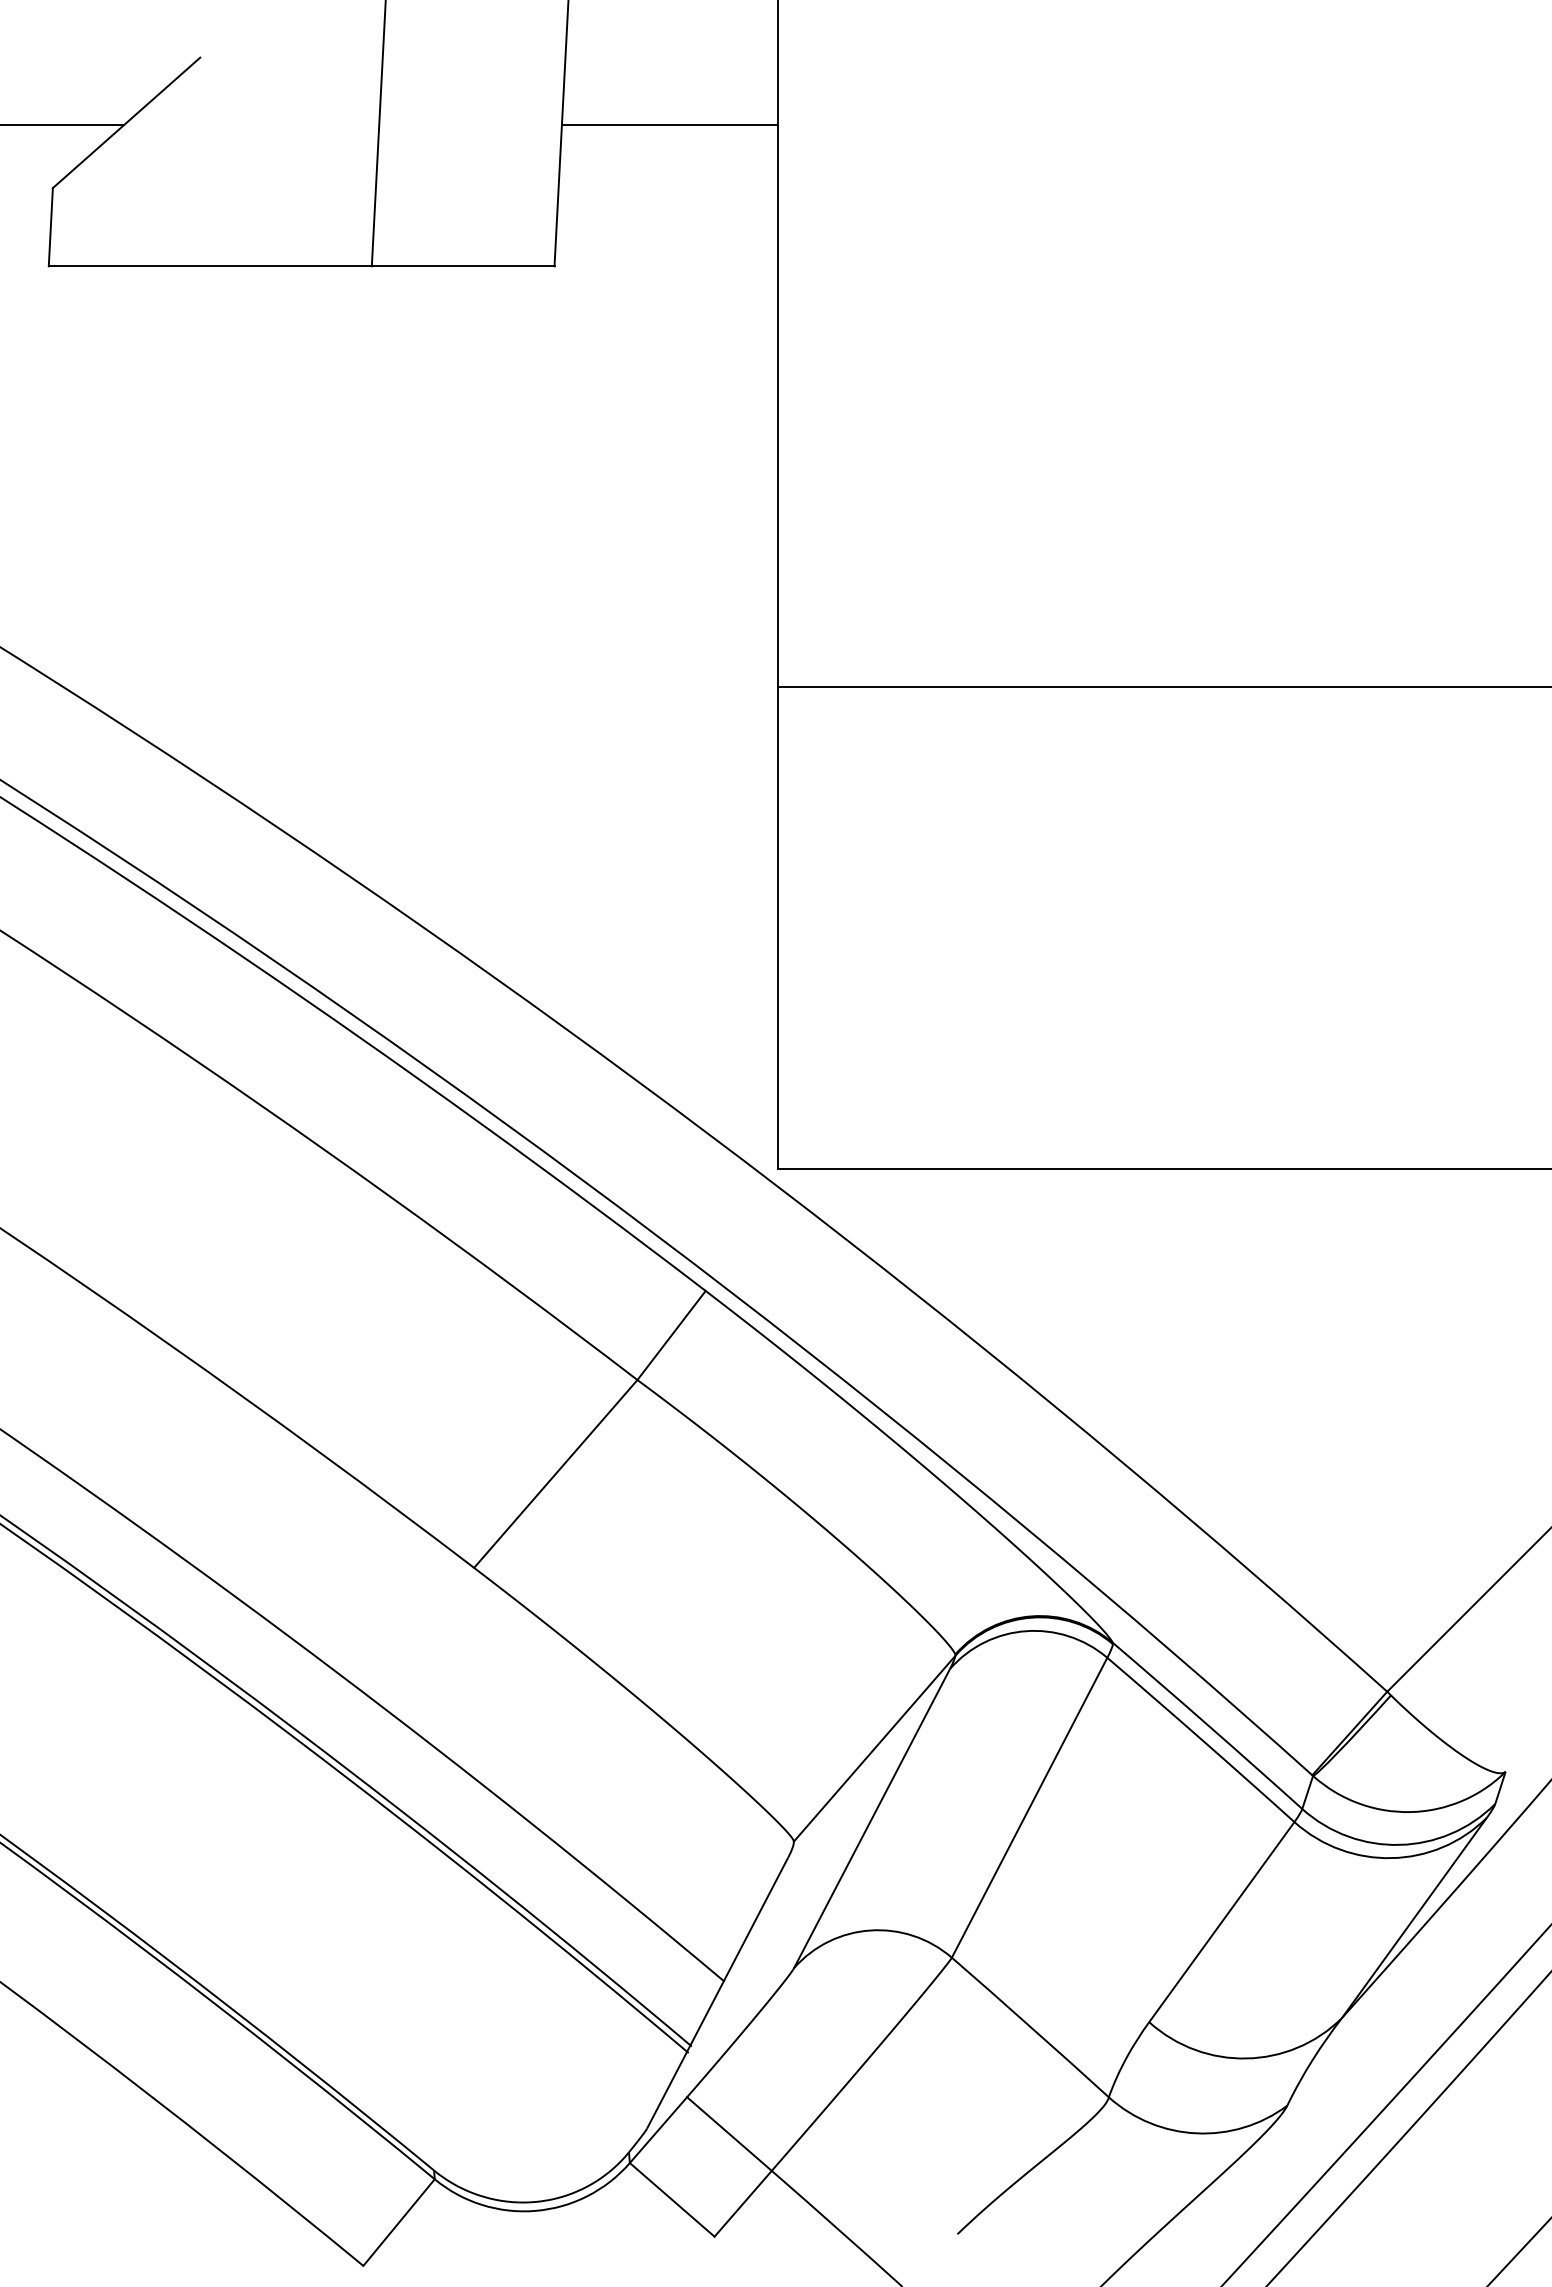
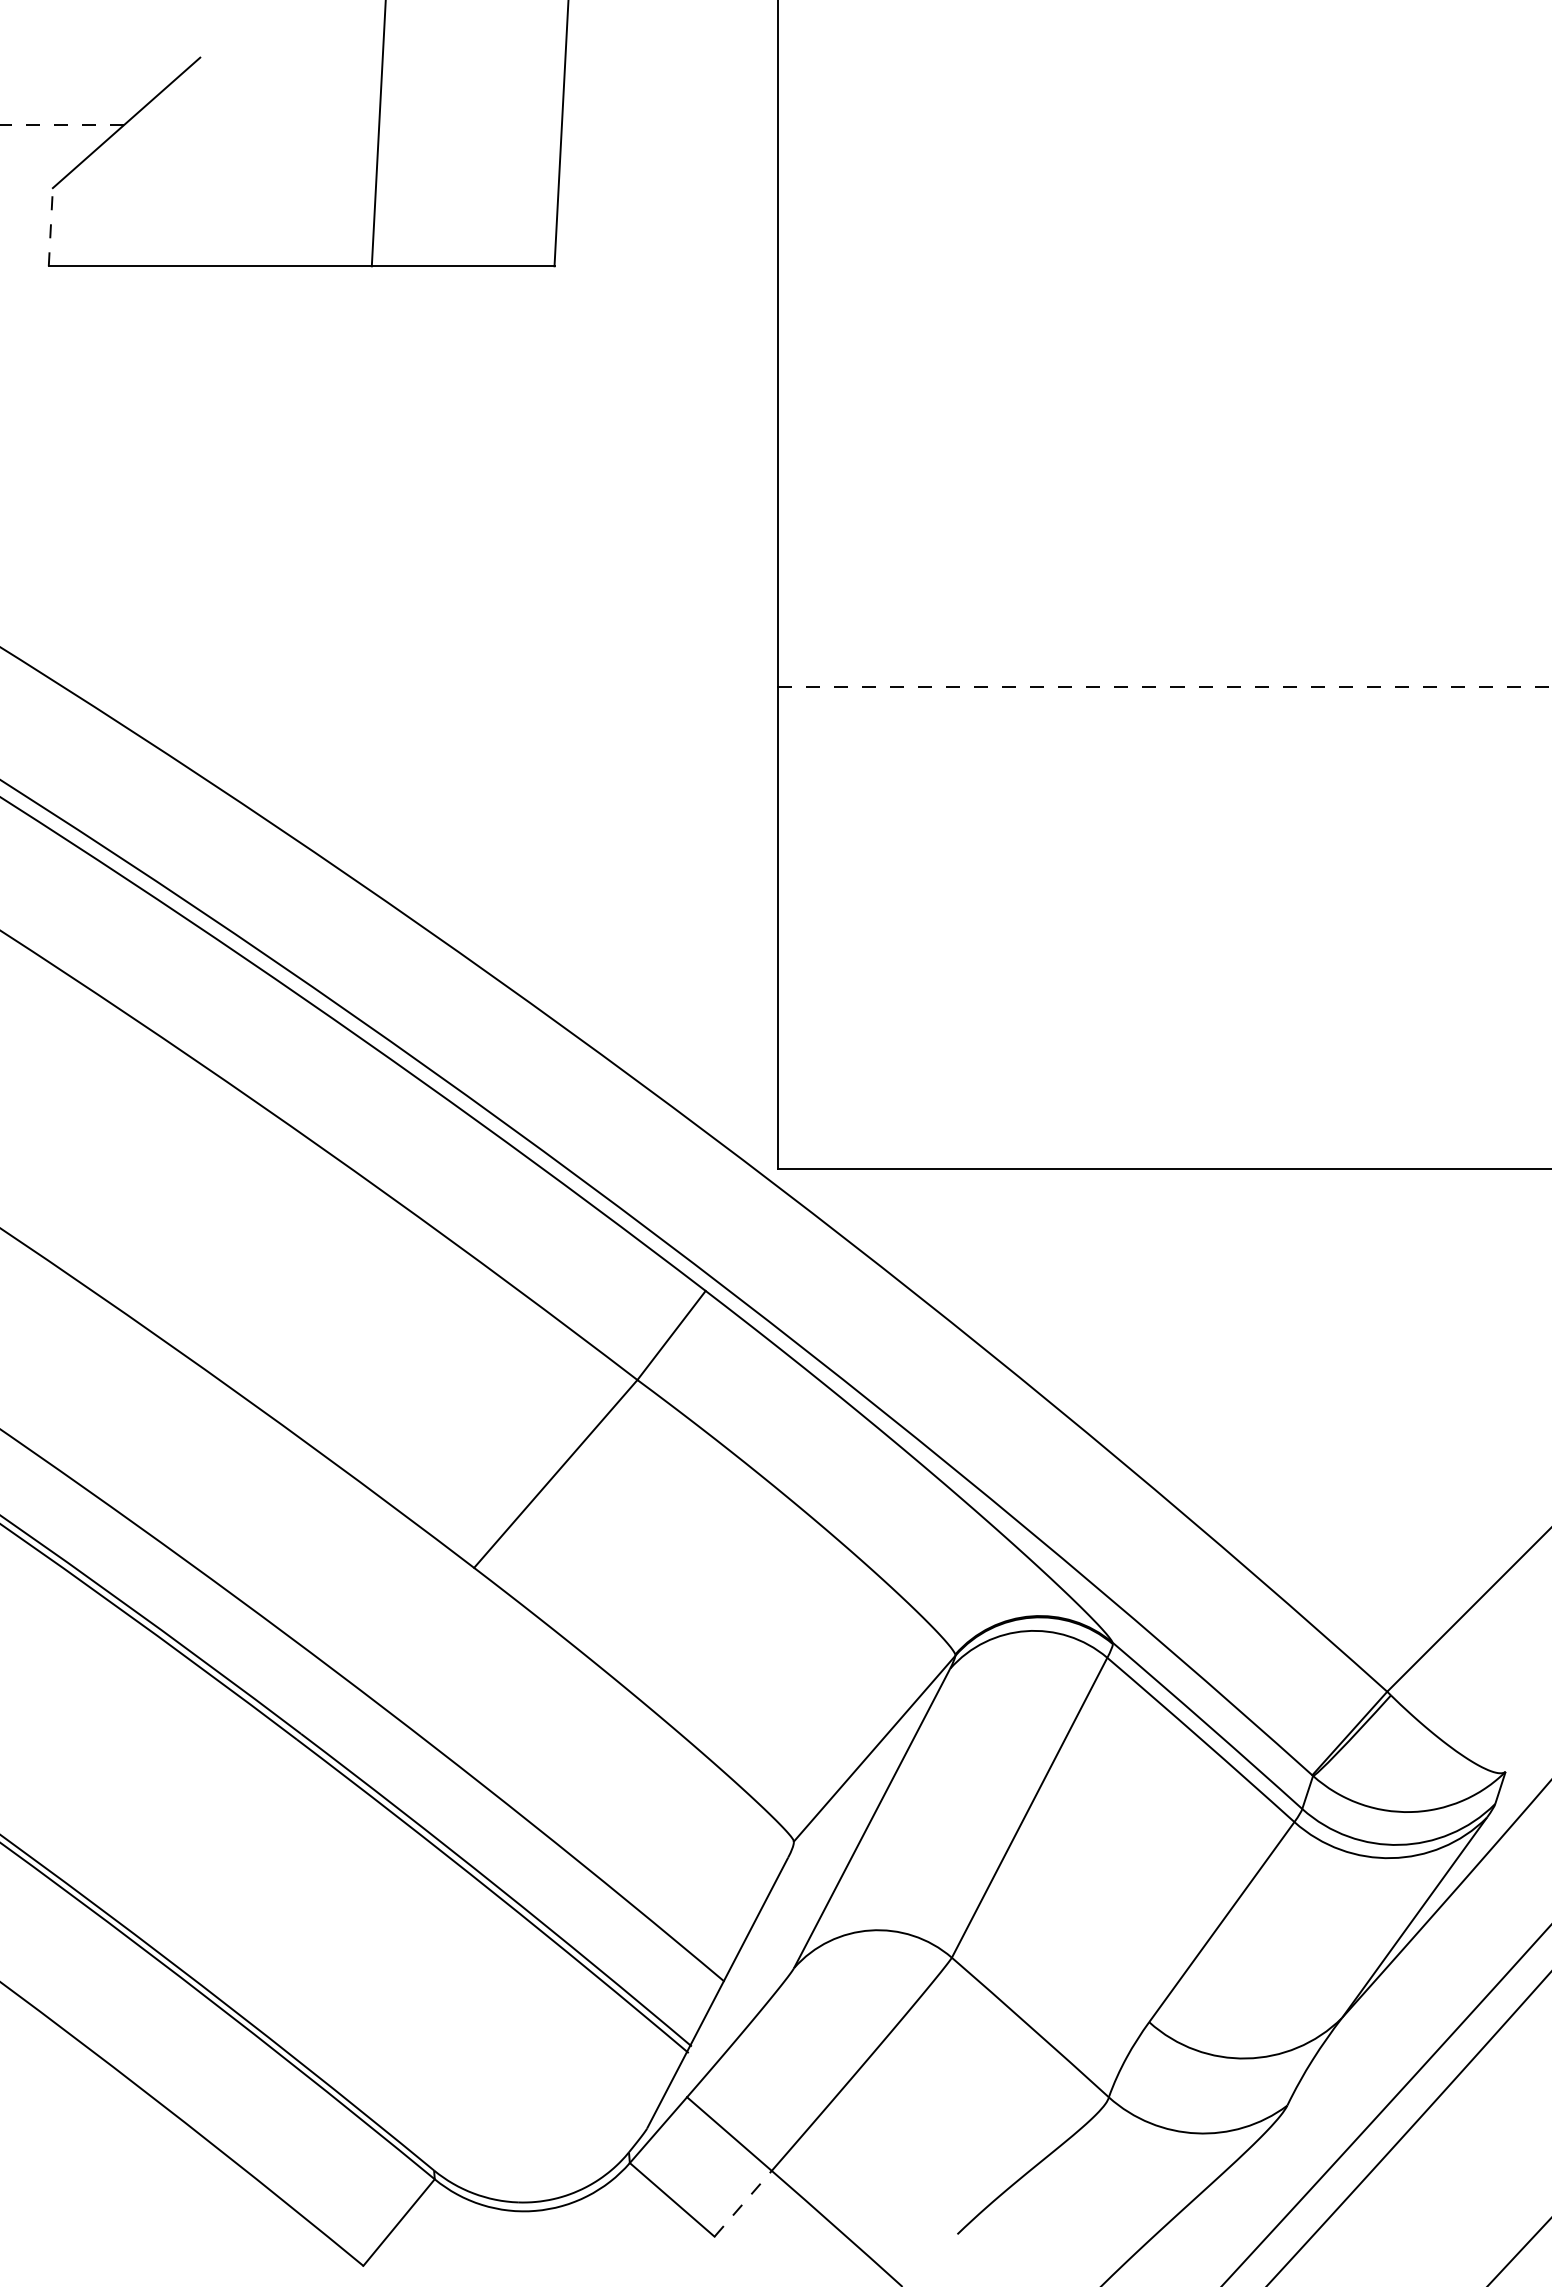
line: solid -> dashed (62, 125)
line: present -> none (669, 125)
line: solid -> dashed (50, 226)
line: solid -> dashed (1164, 687)
line: solid -> dashed (743, 2203)
